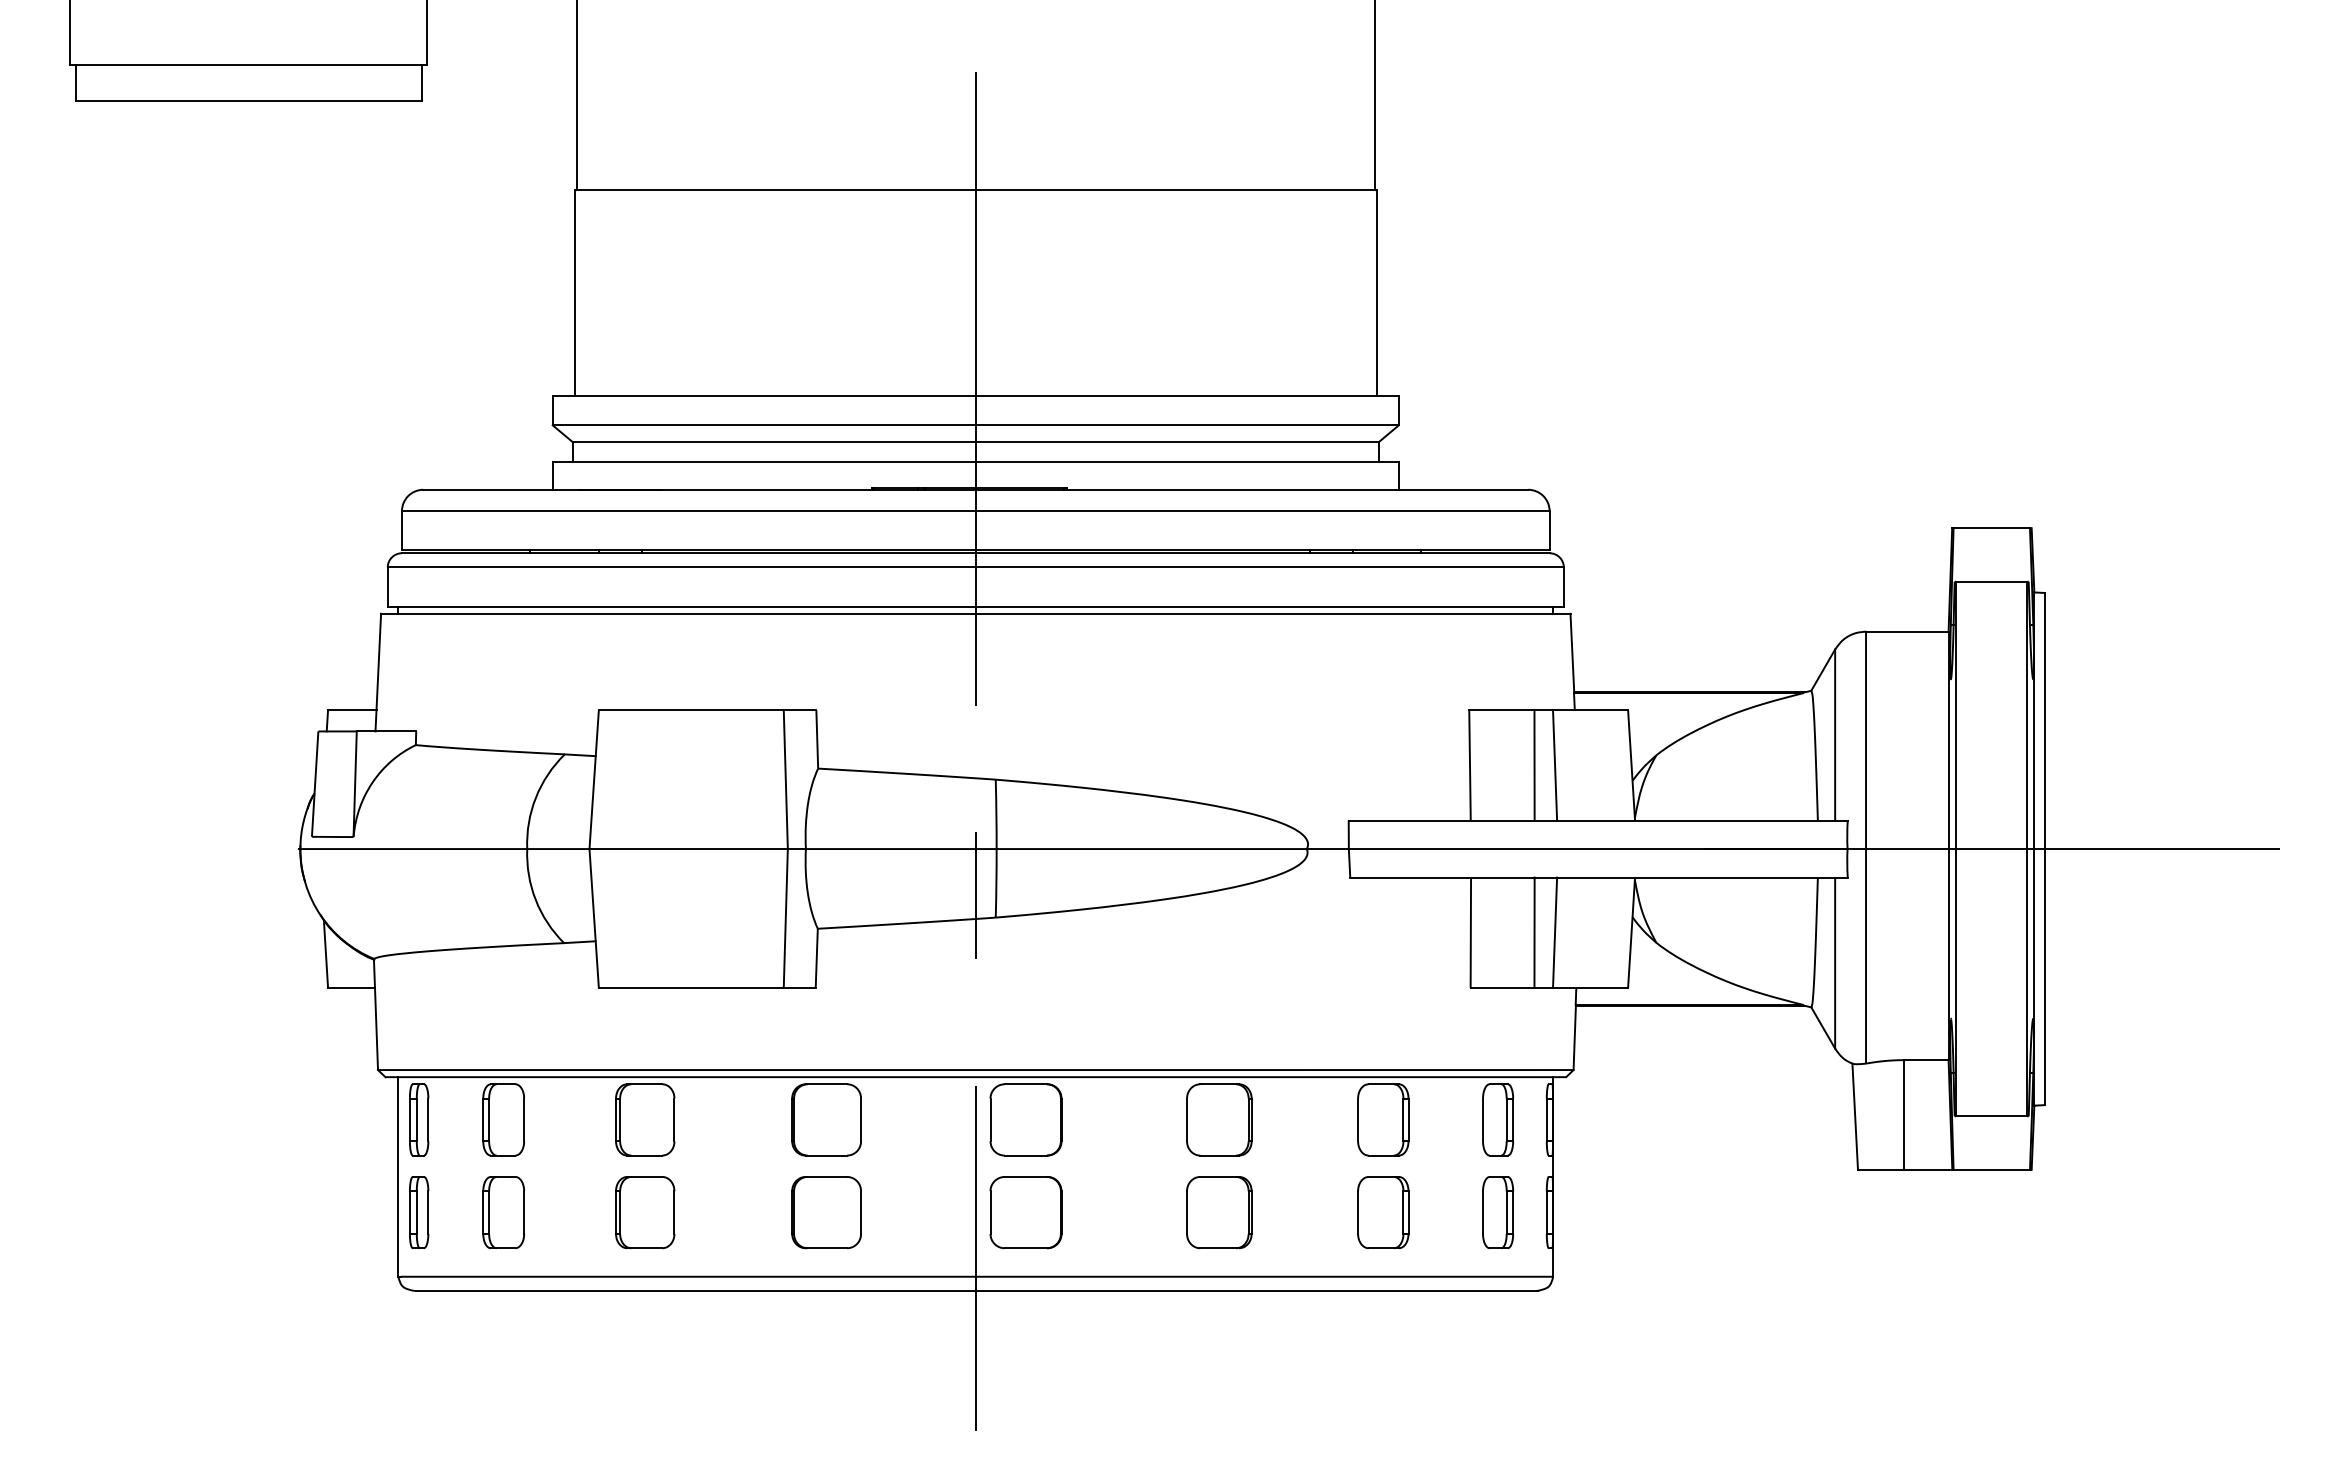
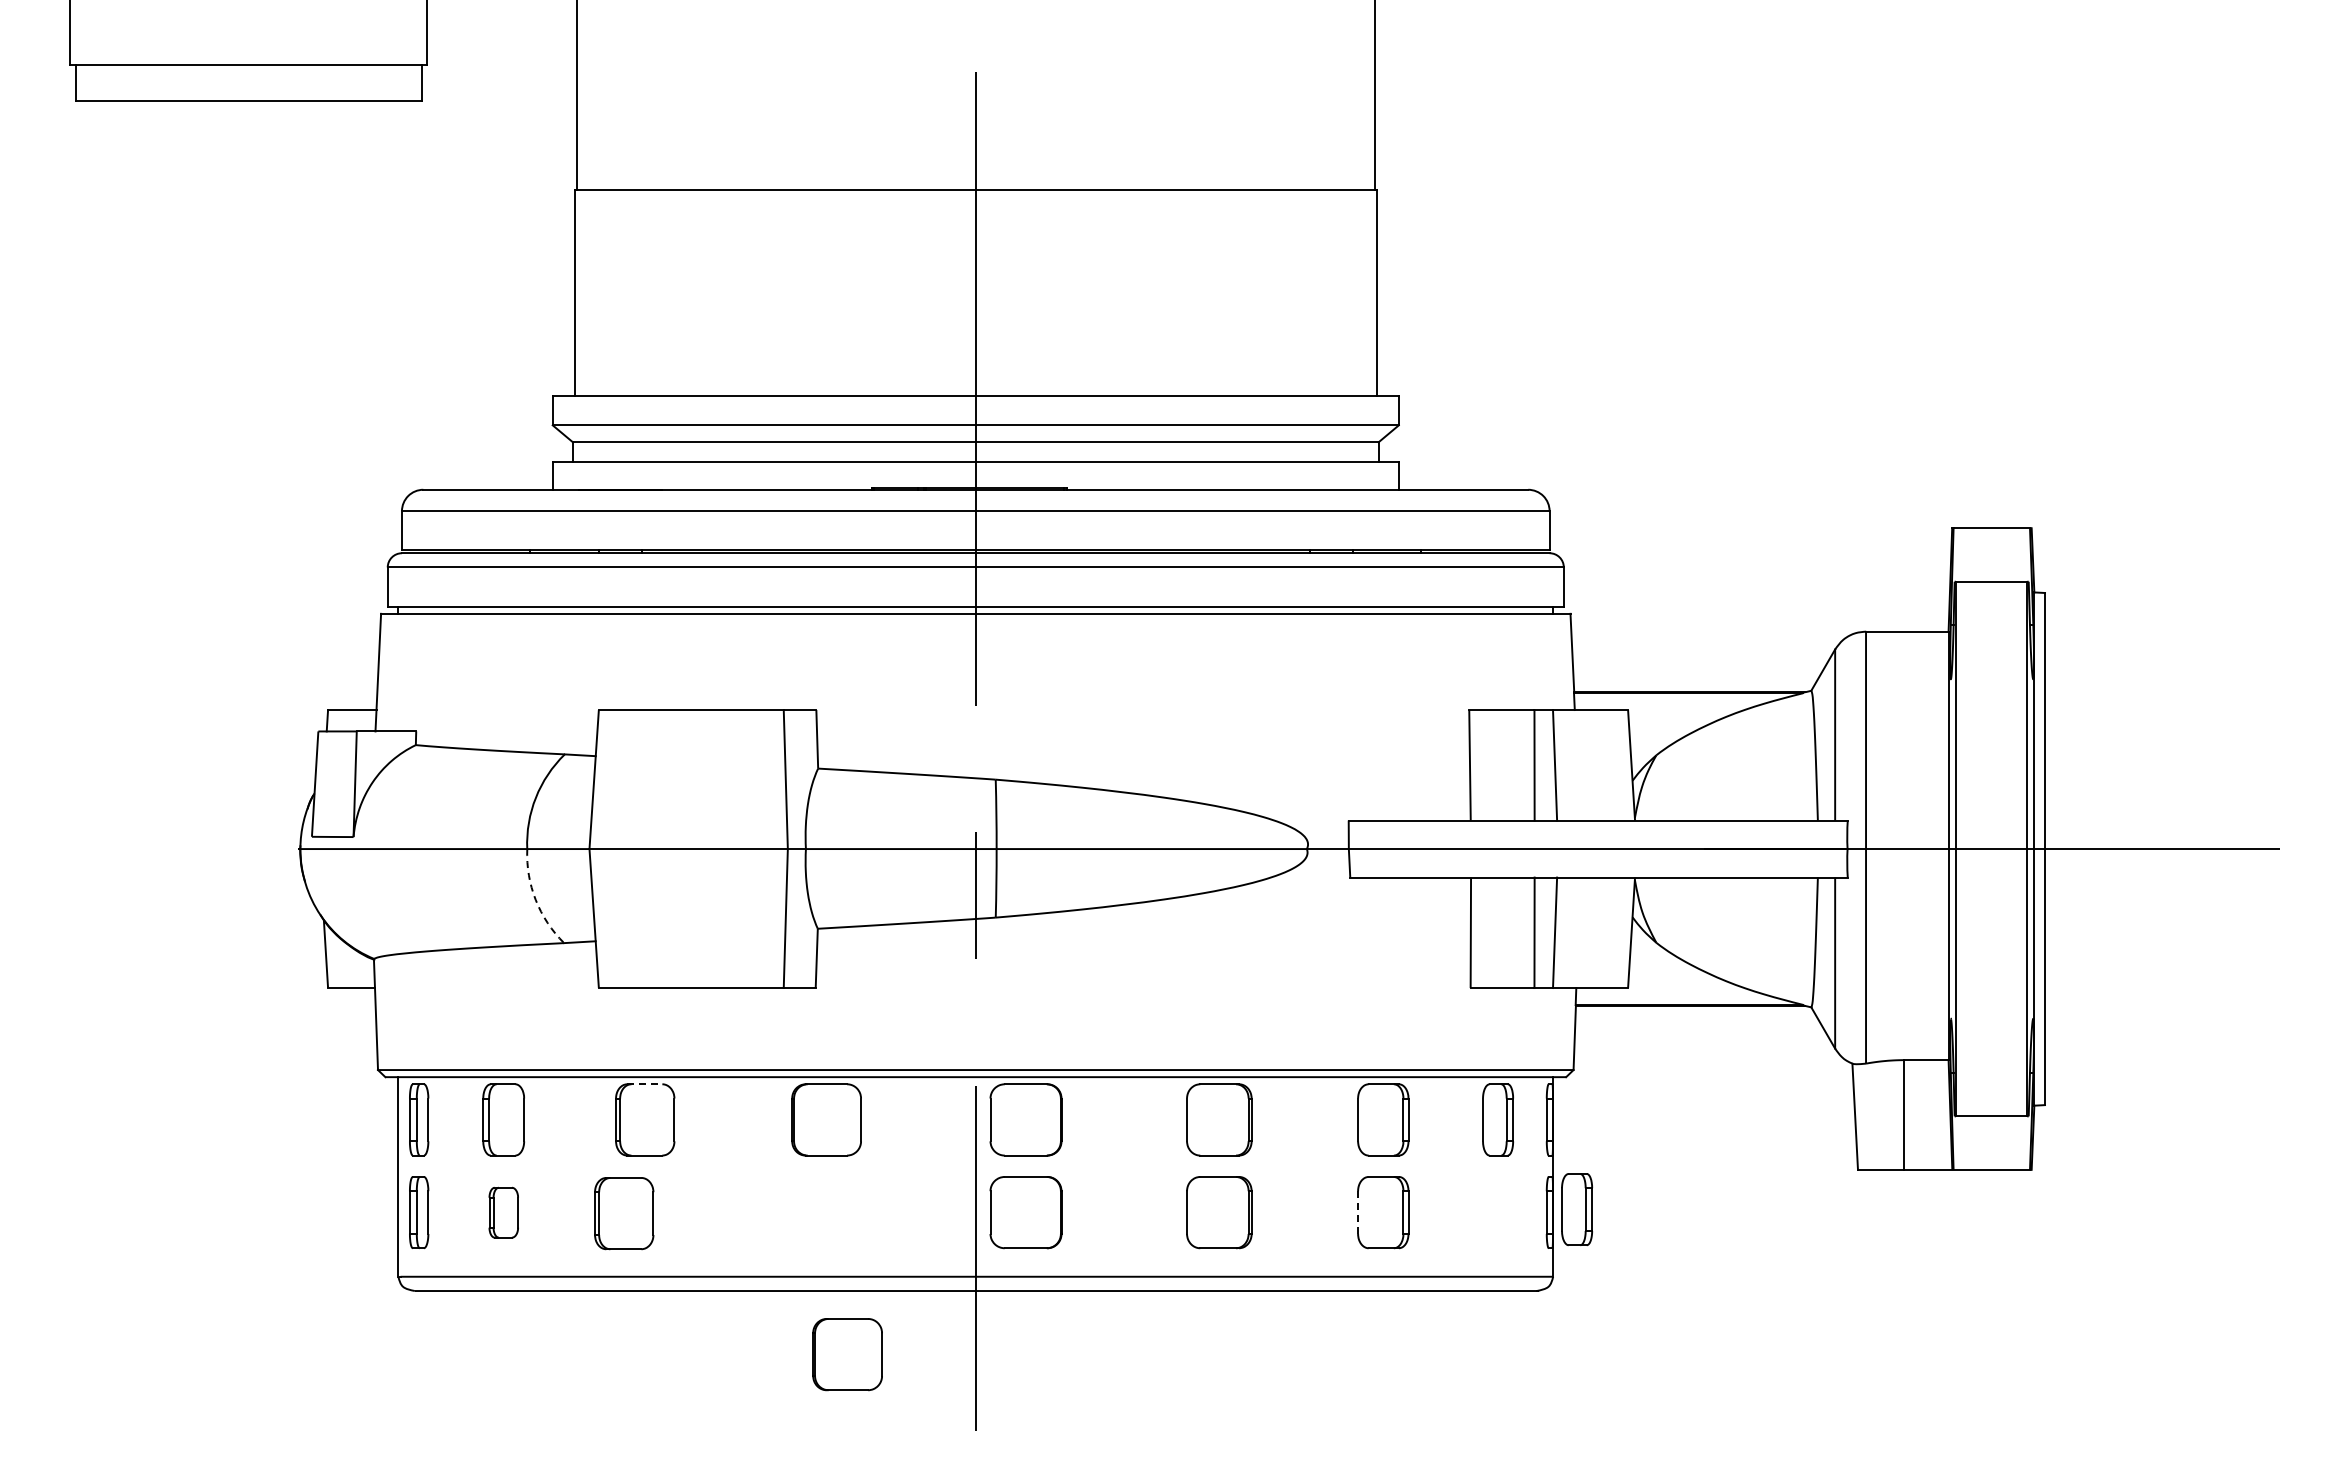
arc: solid -> dashed (535, 899)
line: solid -> dashed (644, 1084)
part size: 44x74 px -> 31x53 px (503, 1212)
part position: (645, 1212) -> (624, 1213) (624, 1213)
part position: (826, 1212) -> (847, 1354) (847, 1354)
line: solid -> dashed (1358, 1212)
part position: (1497, 1212) -> (1576, 1209) (1576, 1209)
